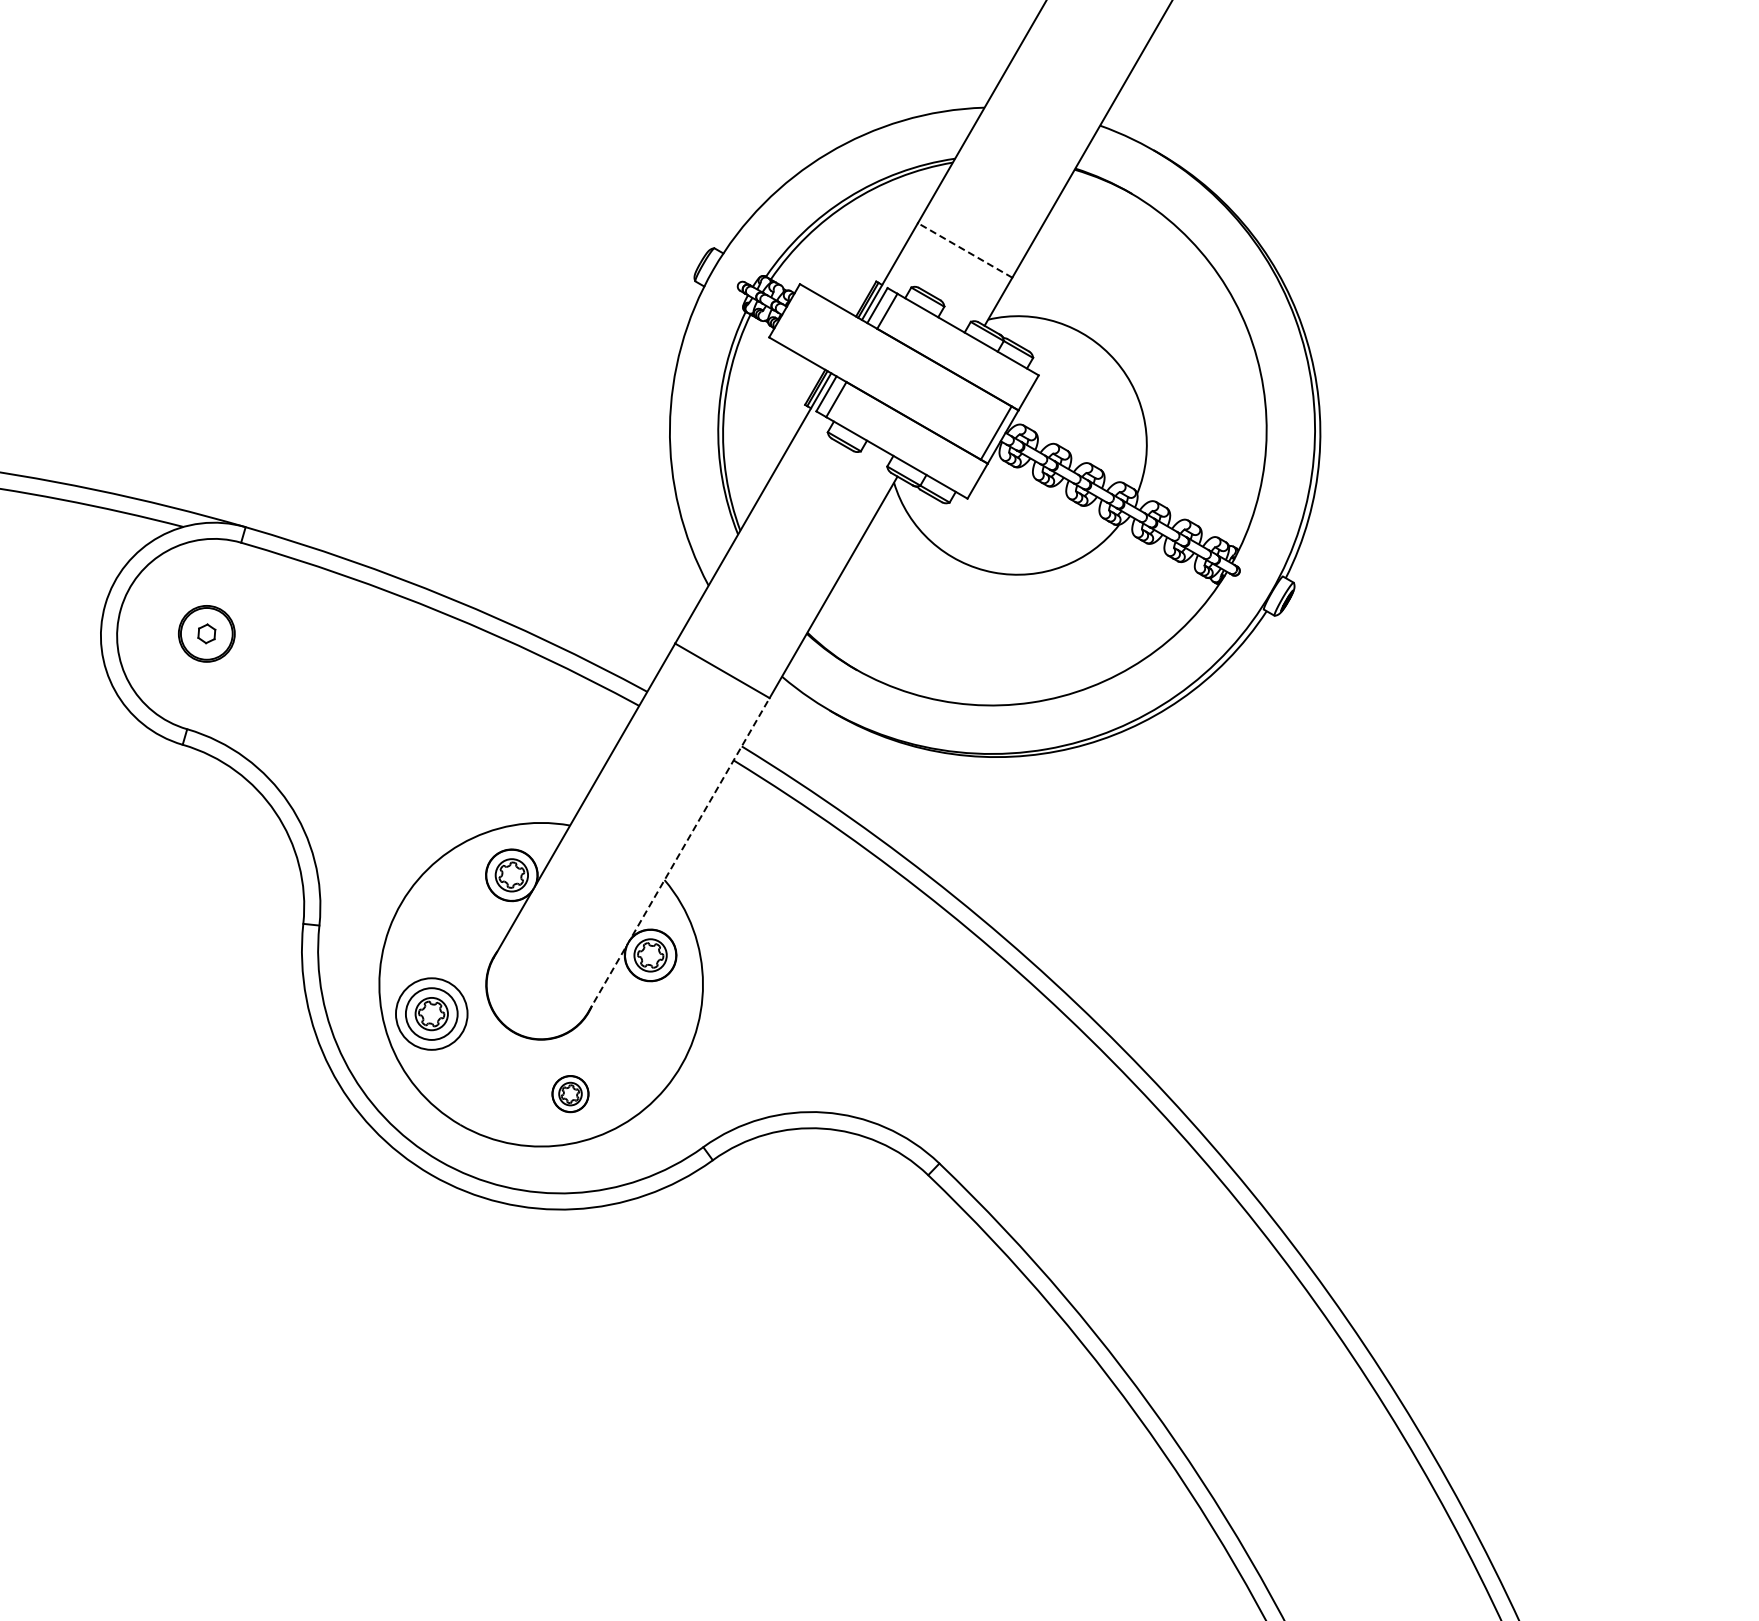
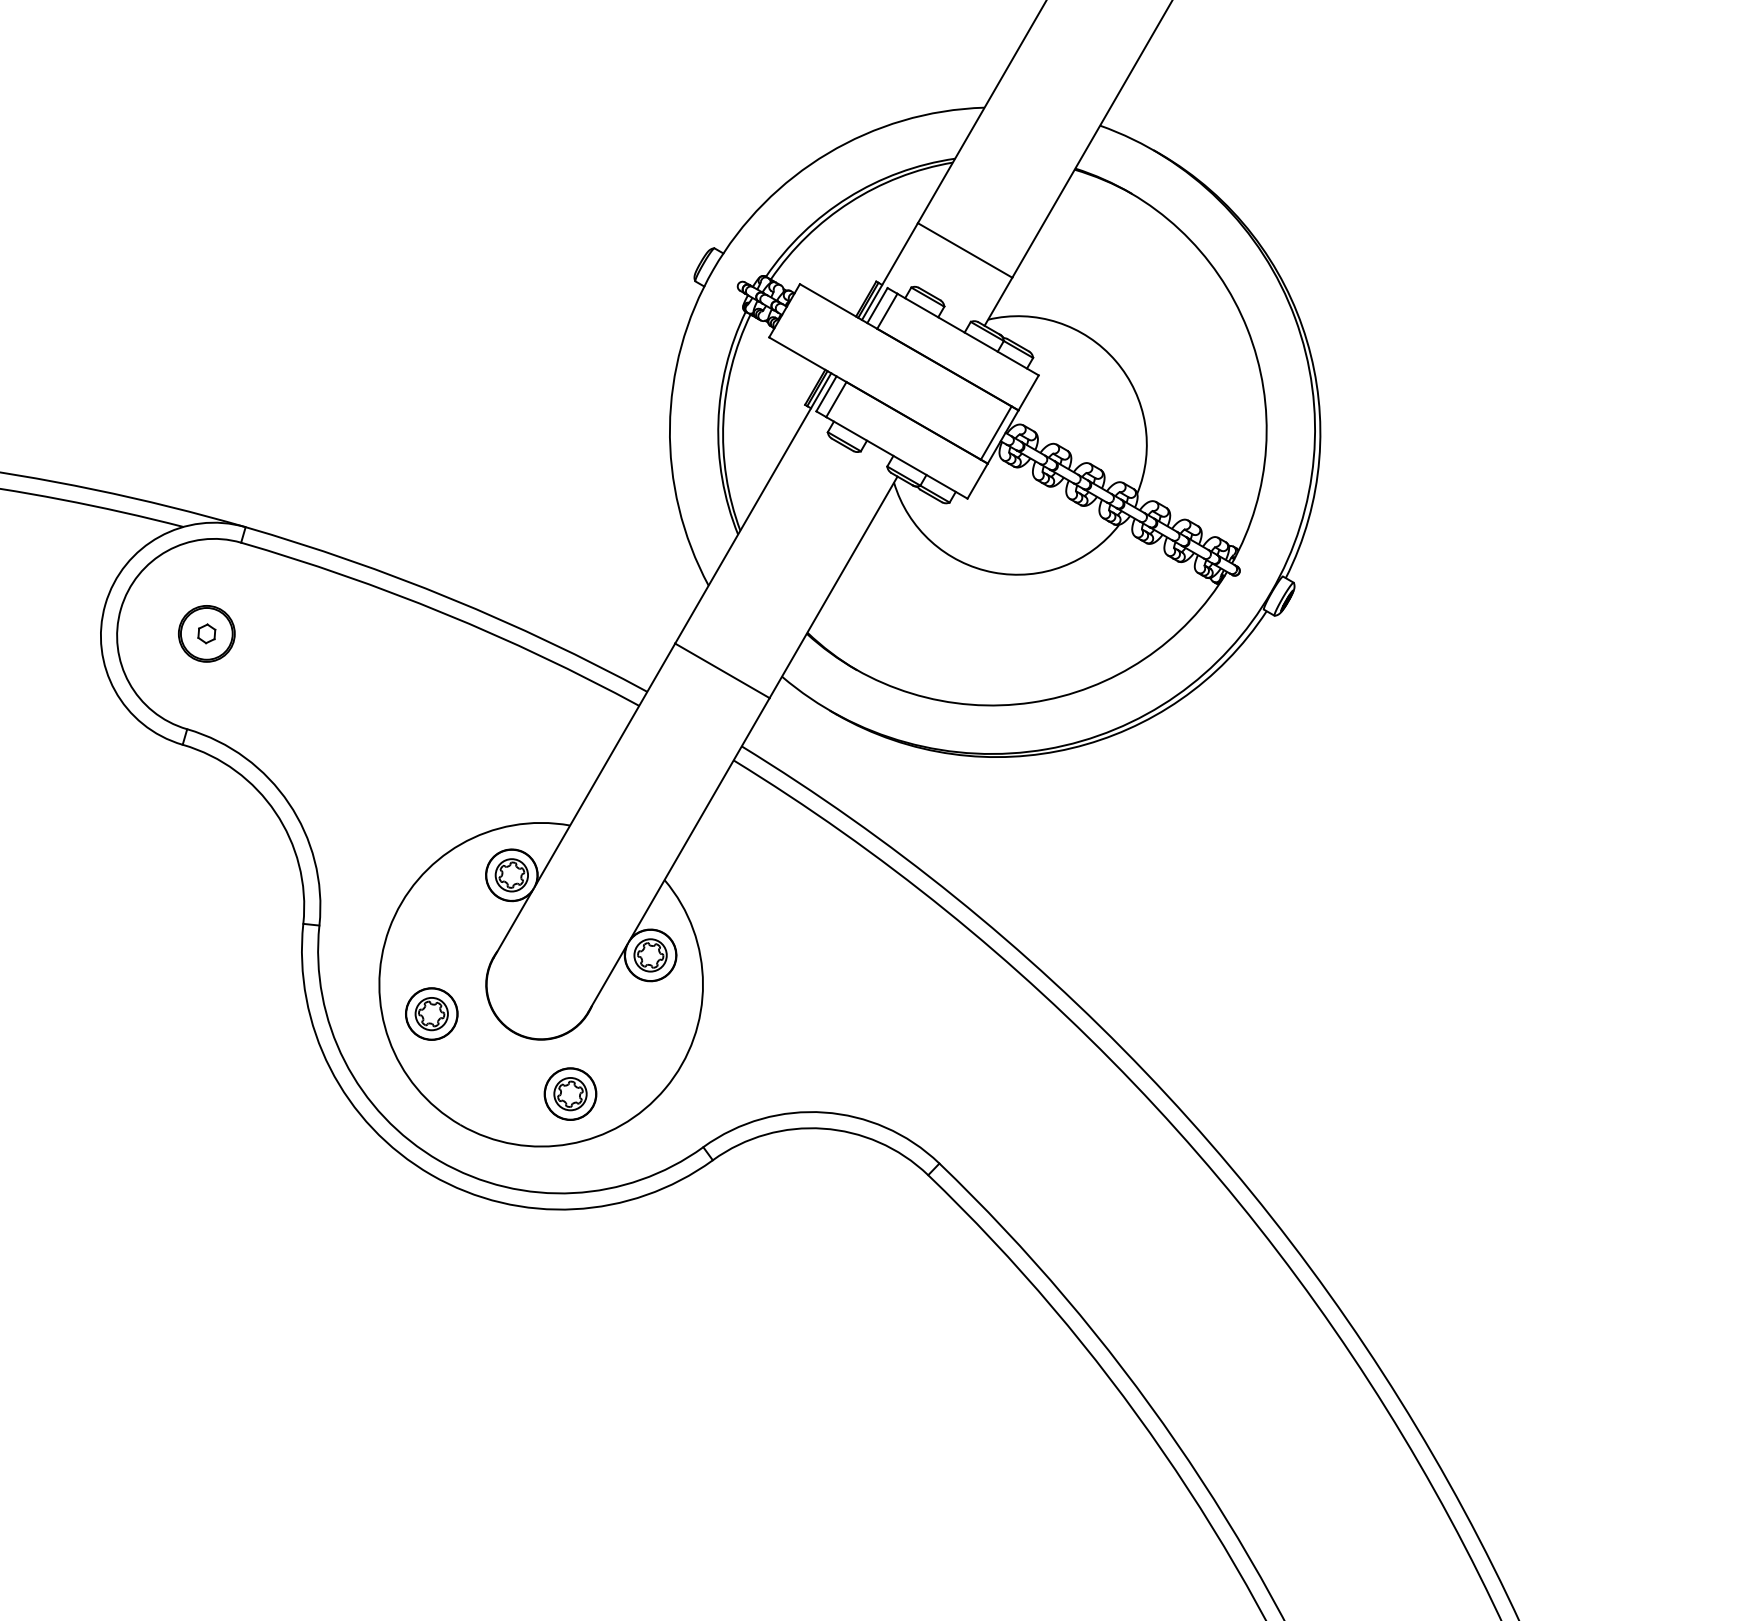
line: dashed -> solid (965, 250)
line: dashed -> solid (679, 854)
circle diameter: 72 px -> 51 px (431, 1013)
part size: 39x39 px -> 55x54 px (570, 1093)
